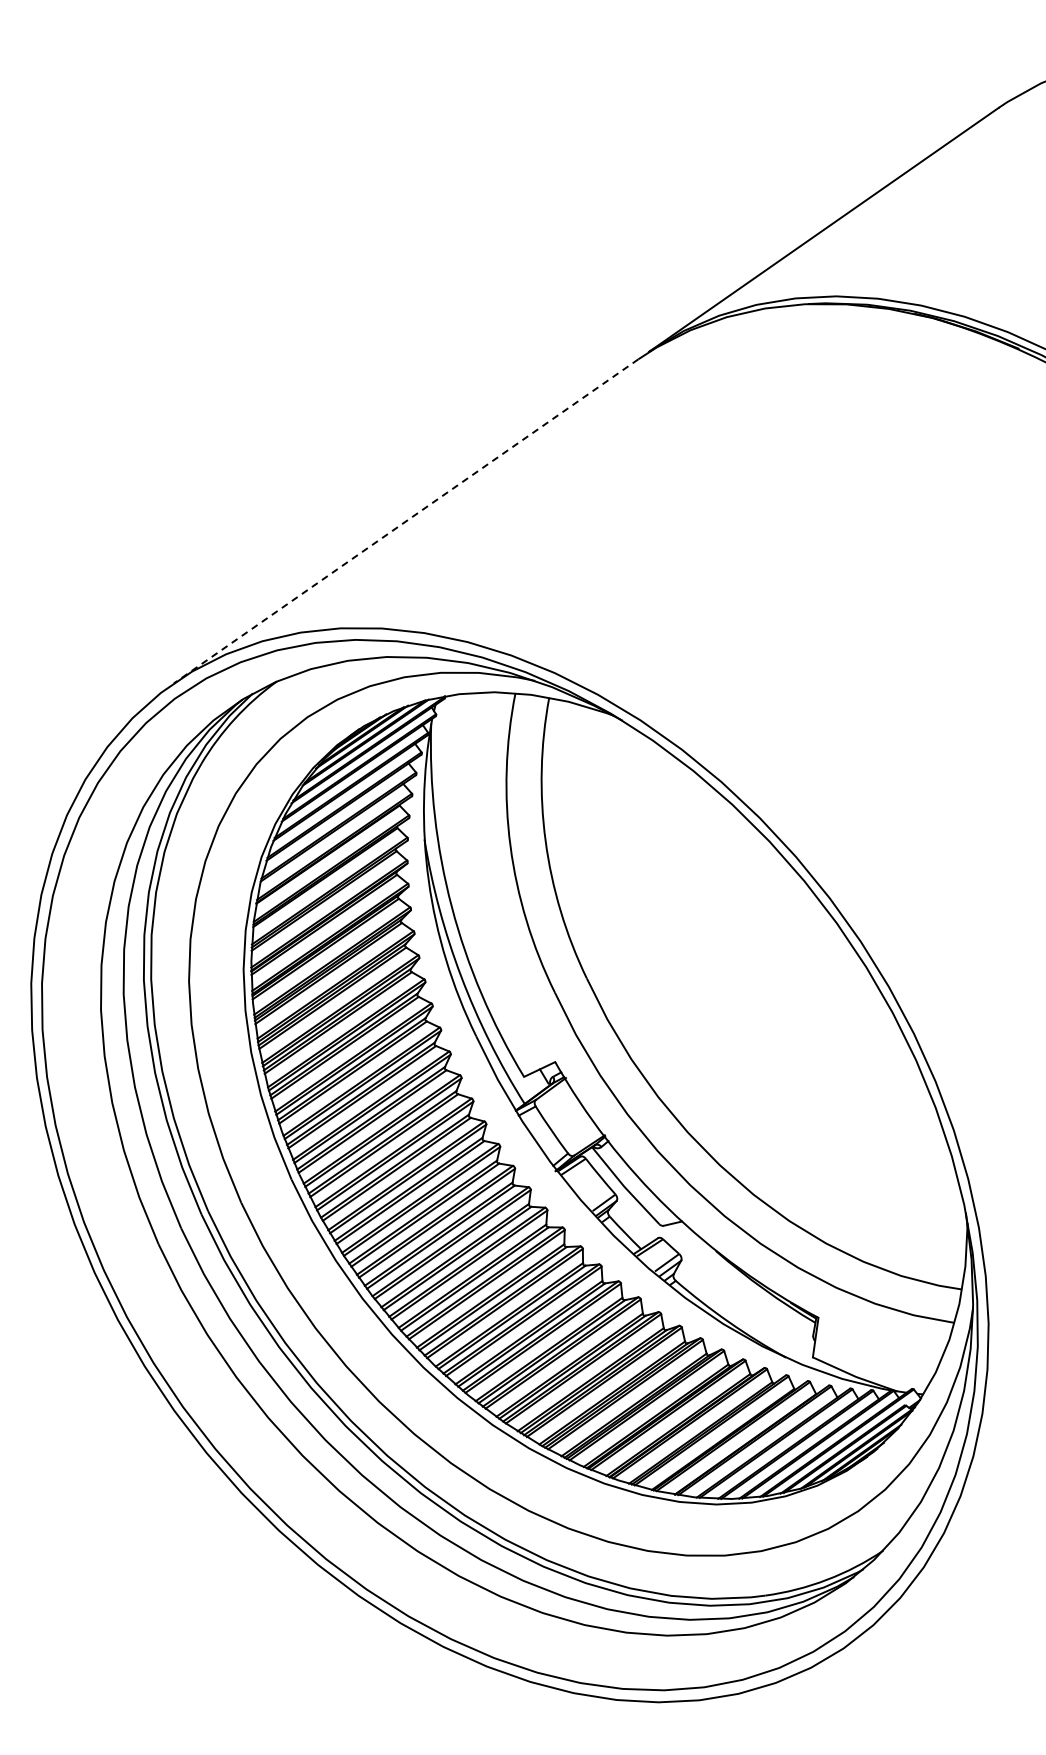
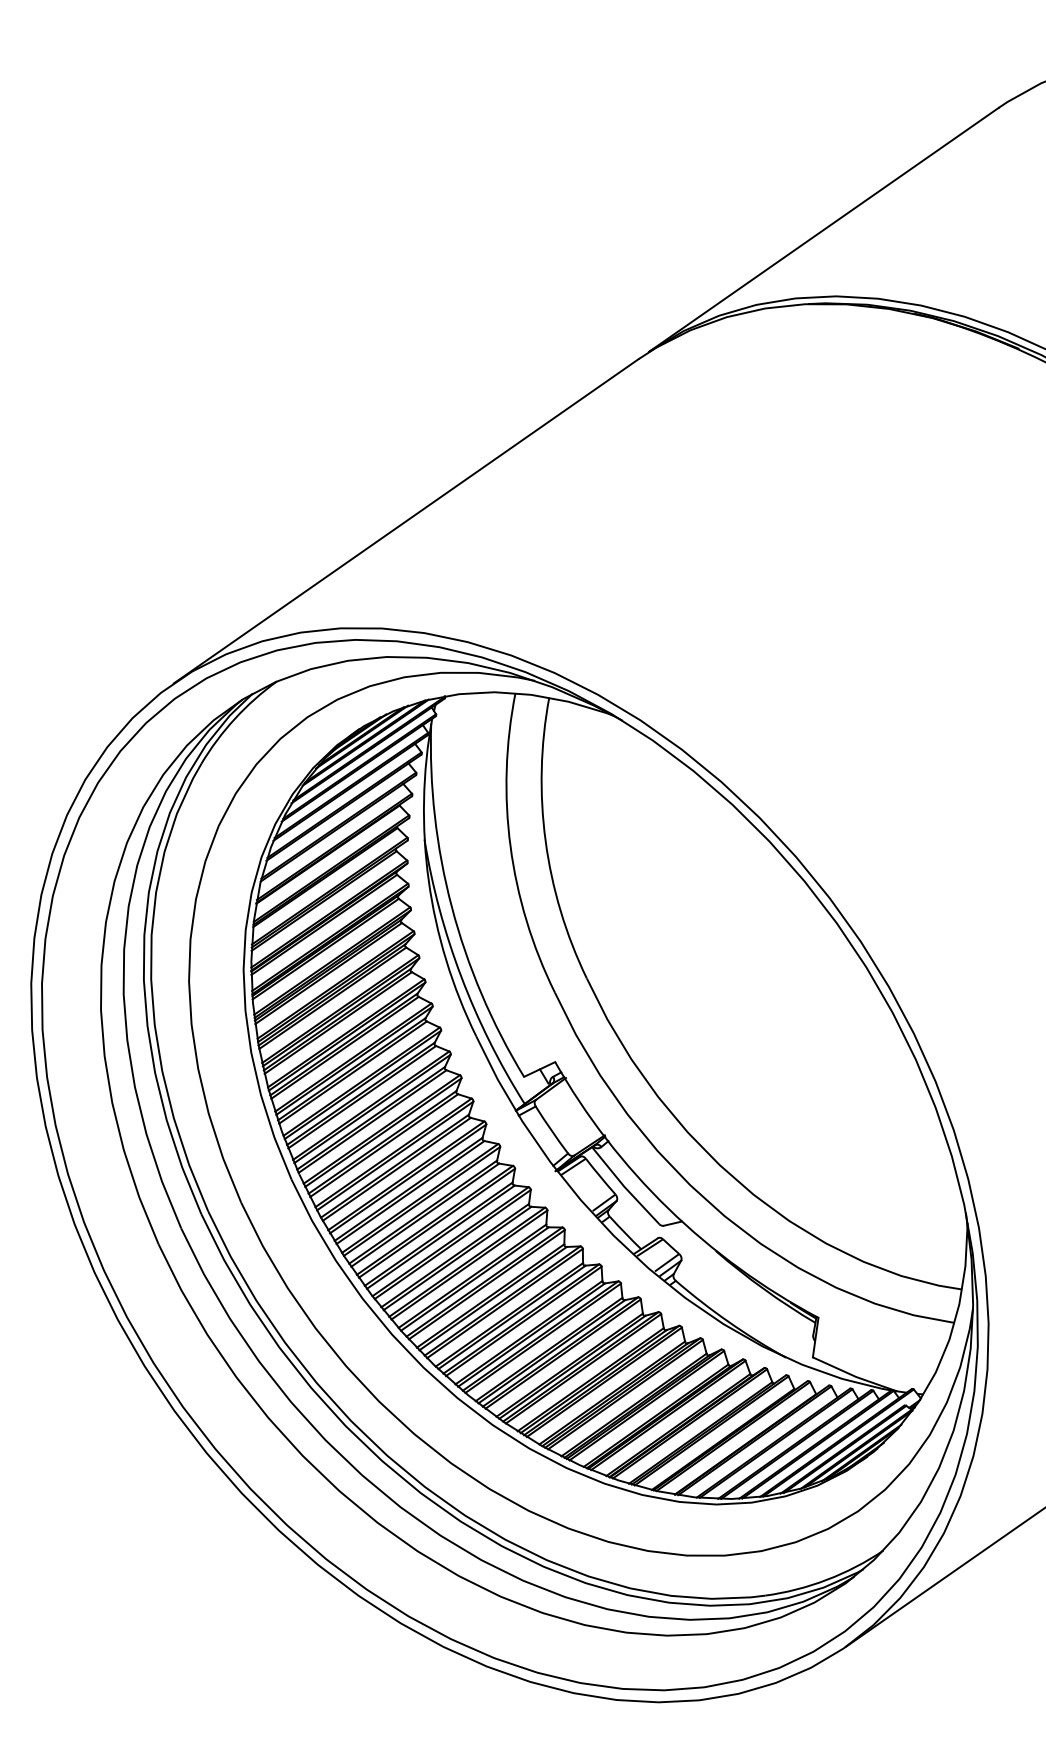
line: dashed -> solid (405, 521)
line: none -> present (944, 1577)
